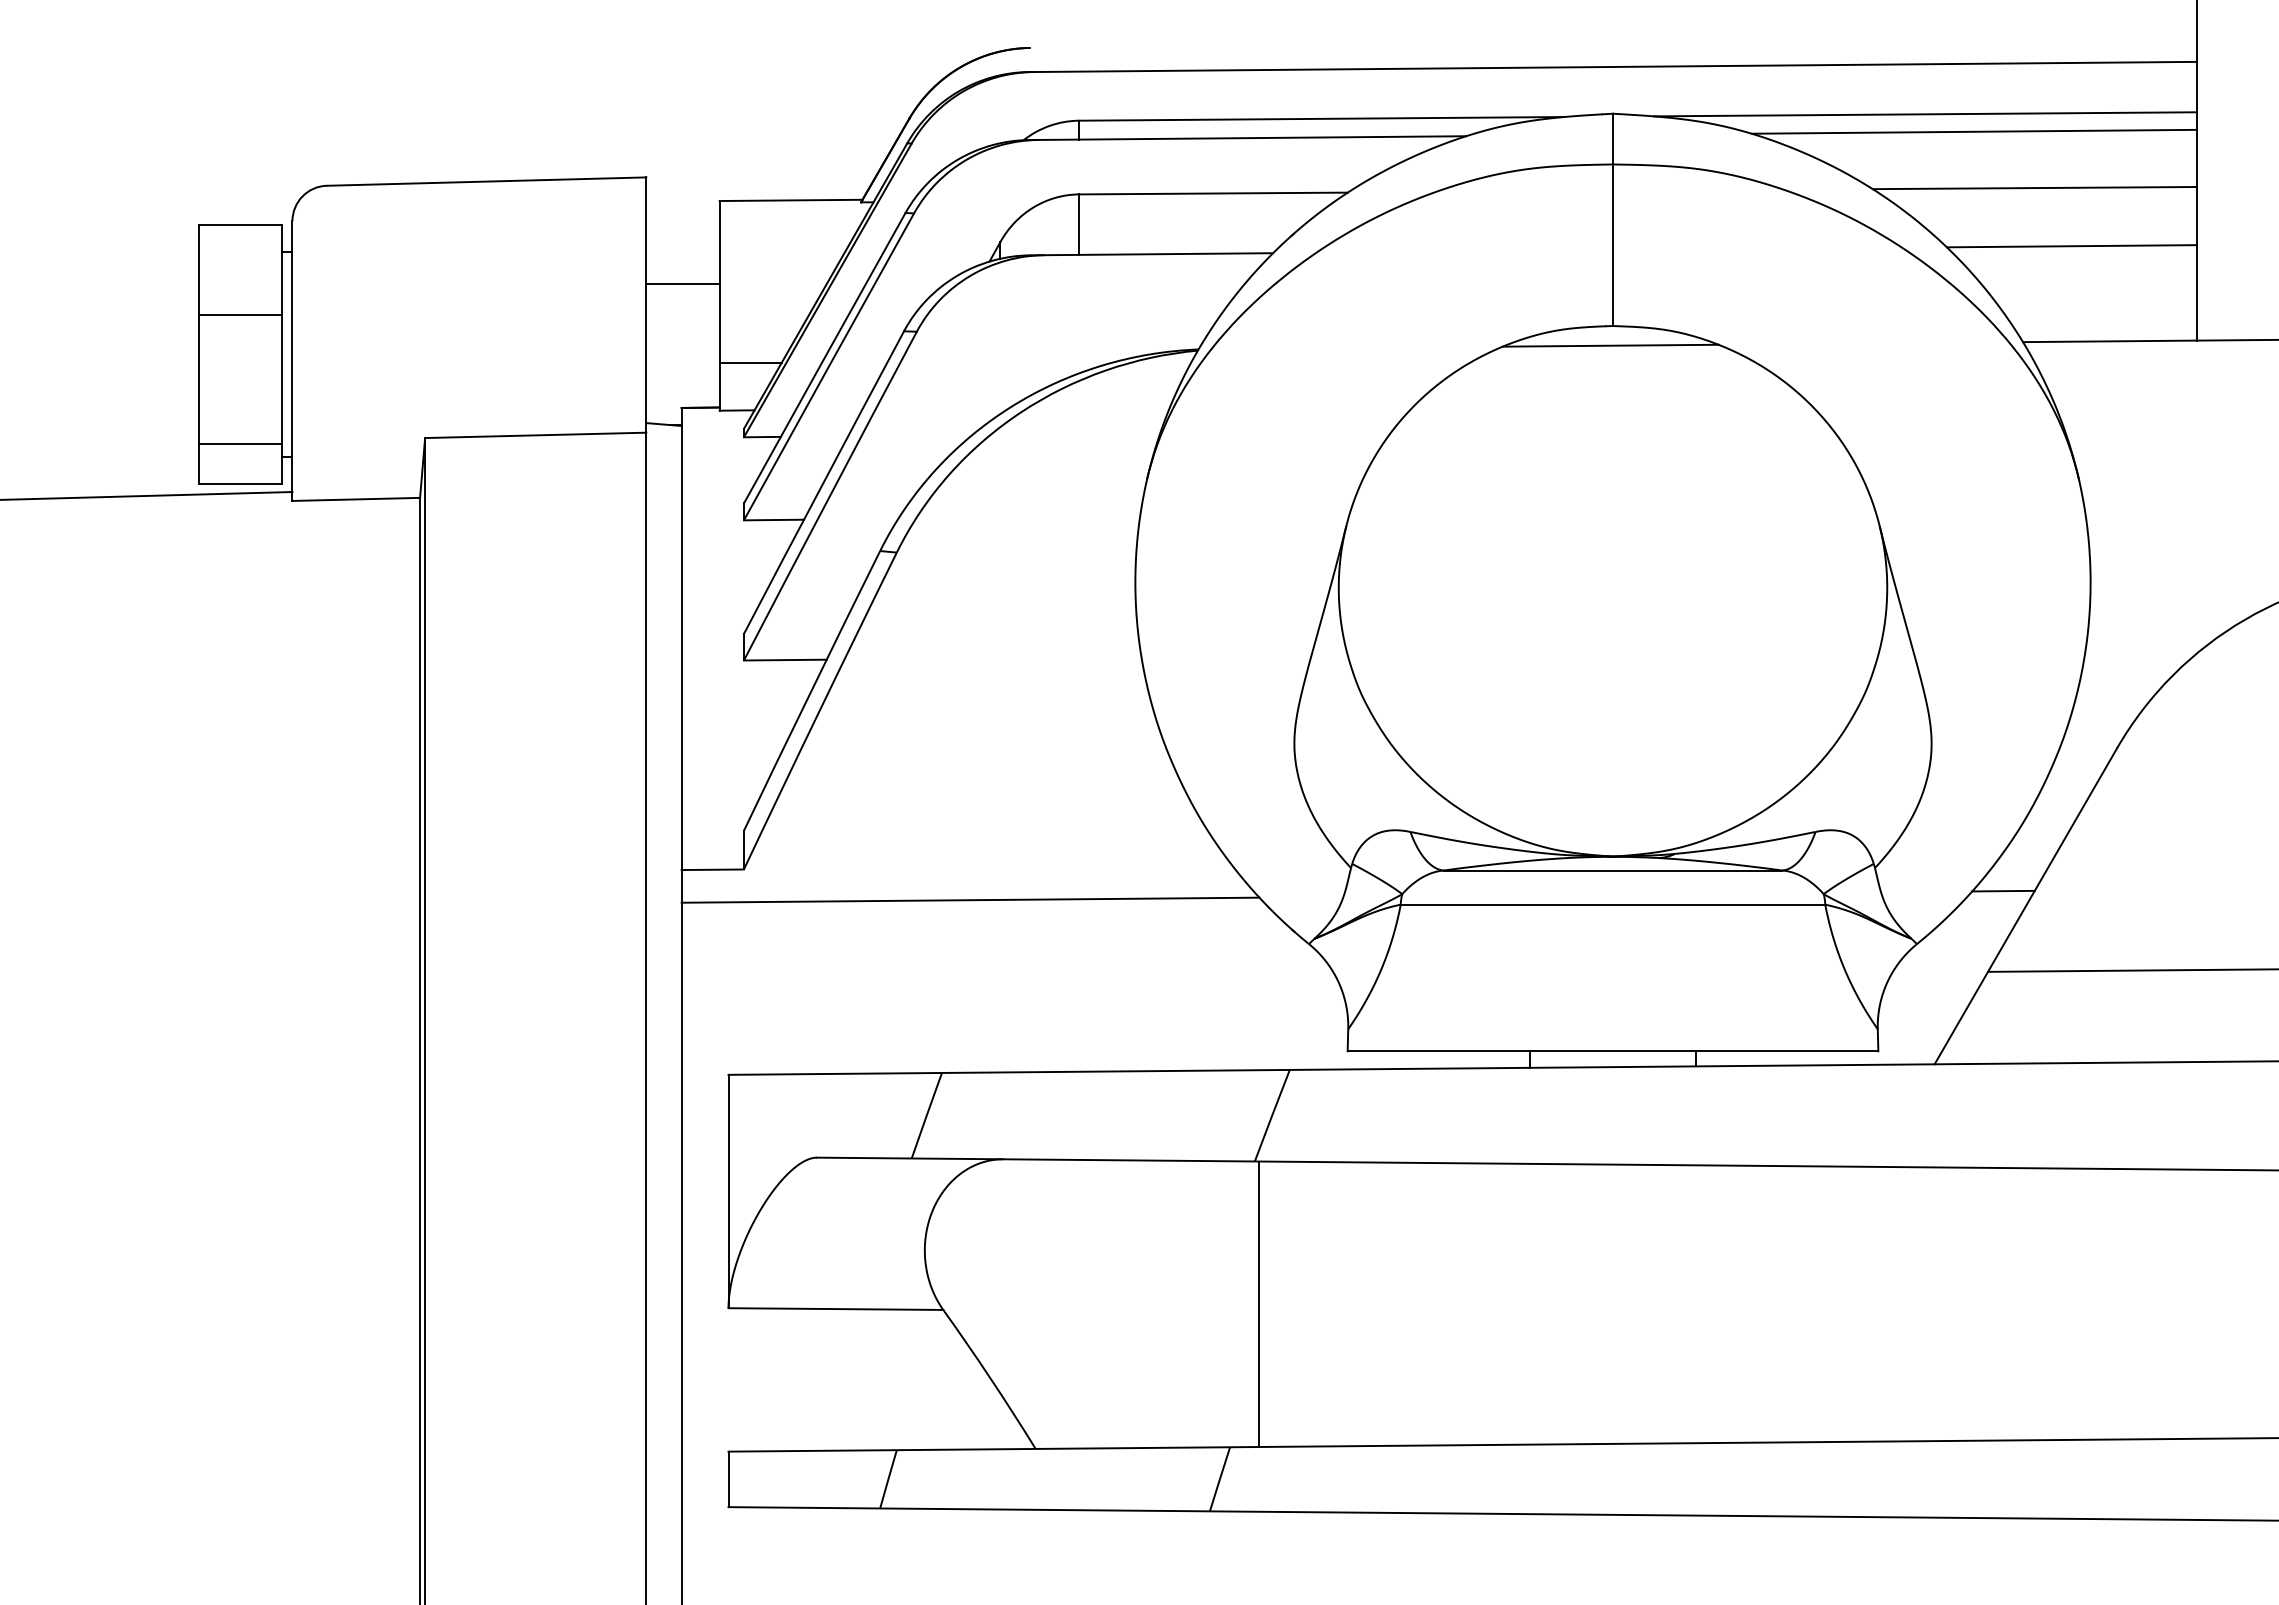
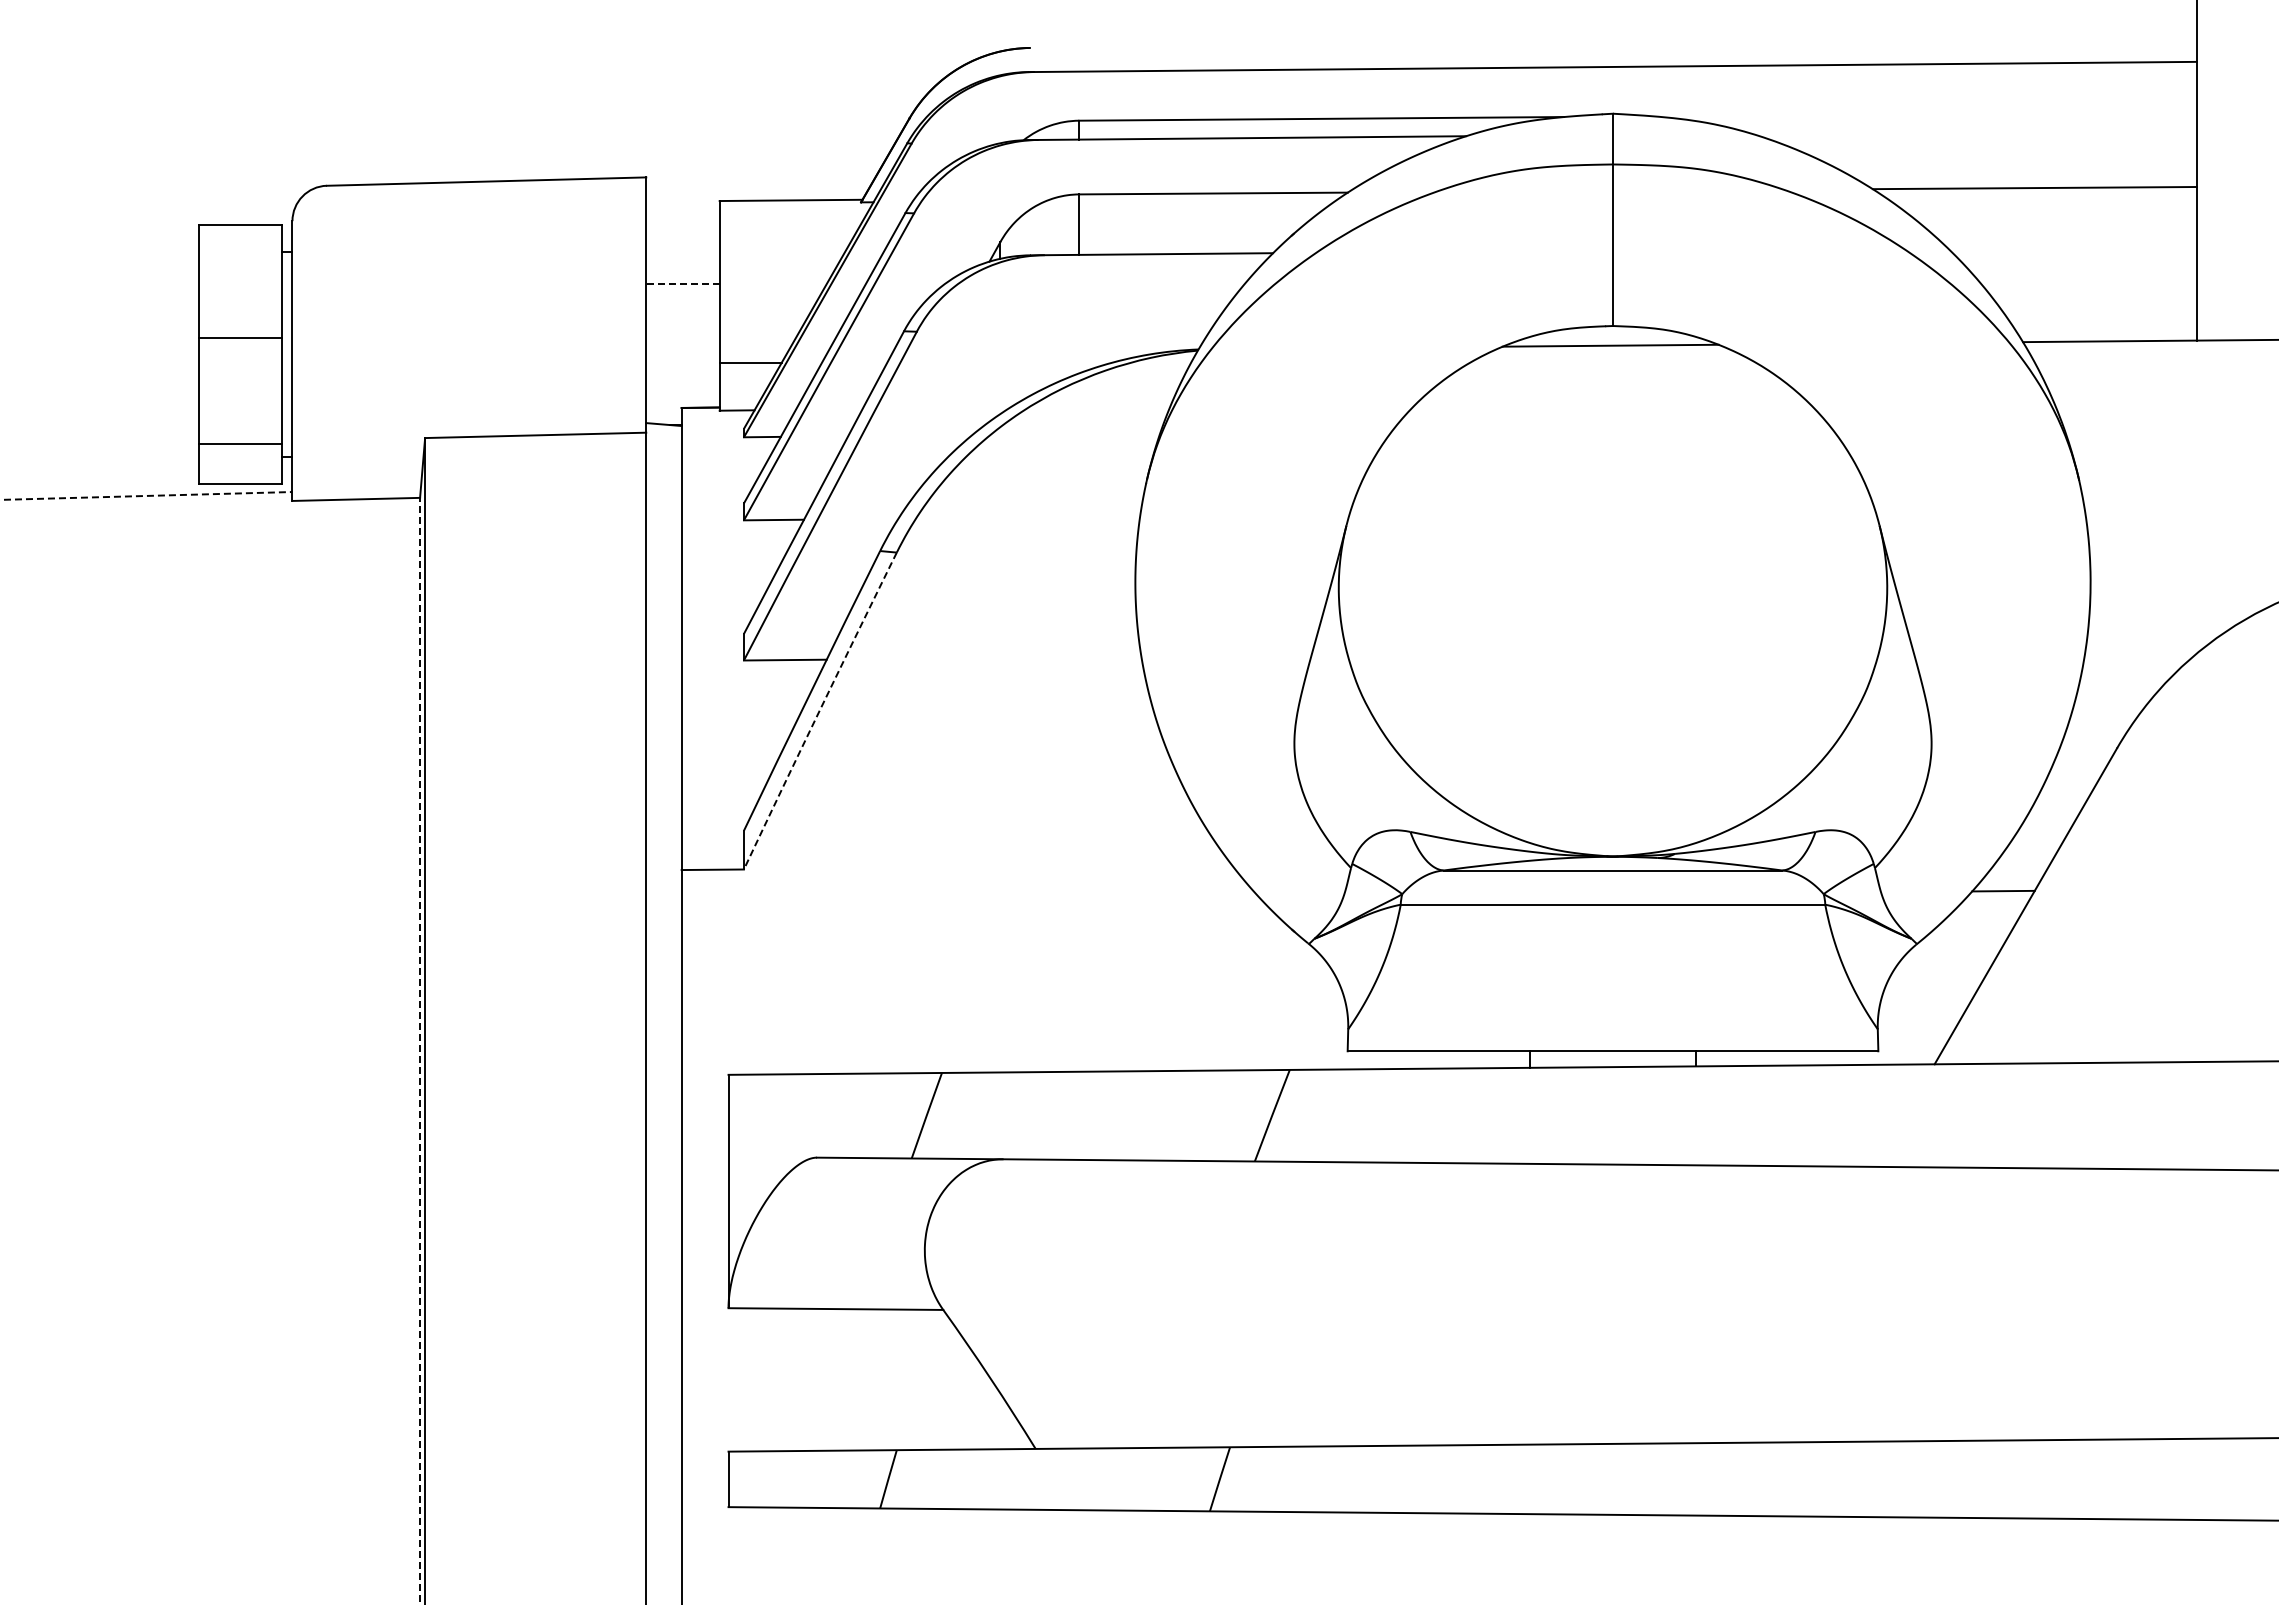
line: present -> none (1924, 114)
line: present -> none (1973, 131)
line: present -> none (2071, 246)
line: solid -> dashed (682, 283)
line position: (239, 314) -> (239, 337) (239, 337)
line: solid -> dashed (146, 495)
arc: solid -> dashed (819, 710)
line: present -> none (970, 899)
line: present -> none (2131, 970)
line: solid -> dashed (420, 1050)
line: present -> none (1259, 1304)
